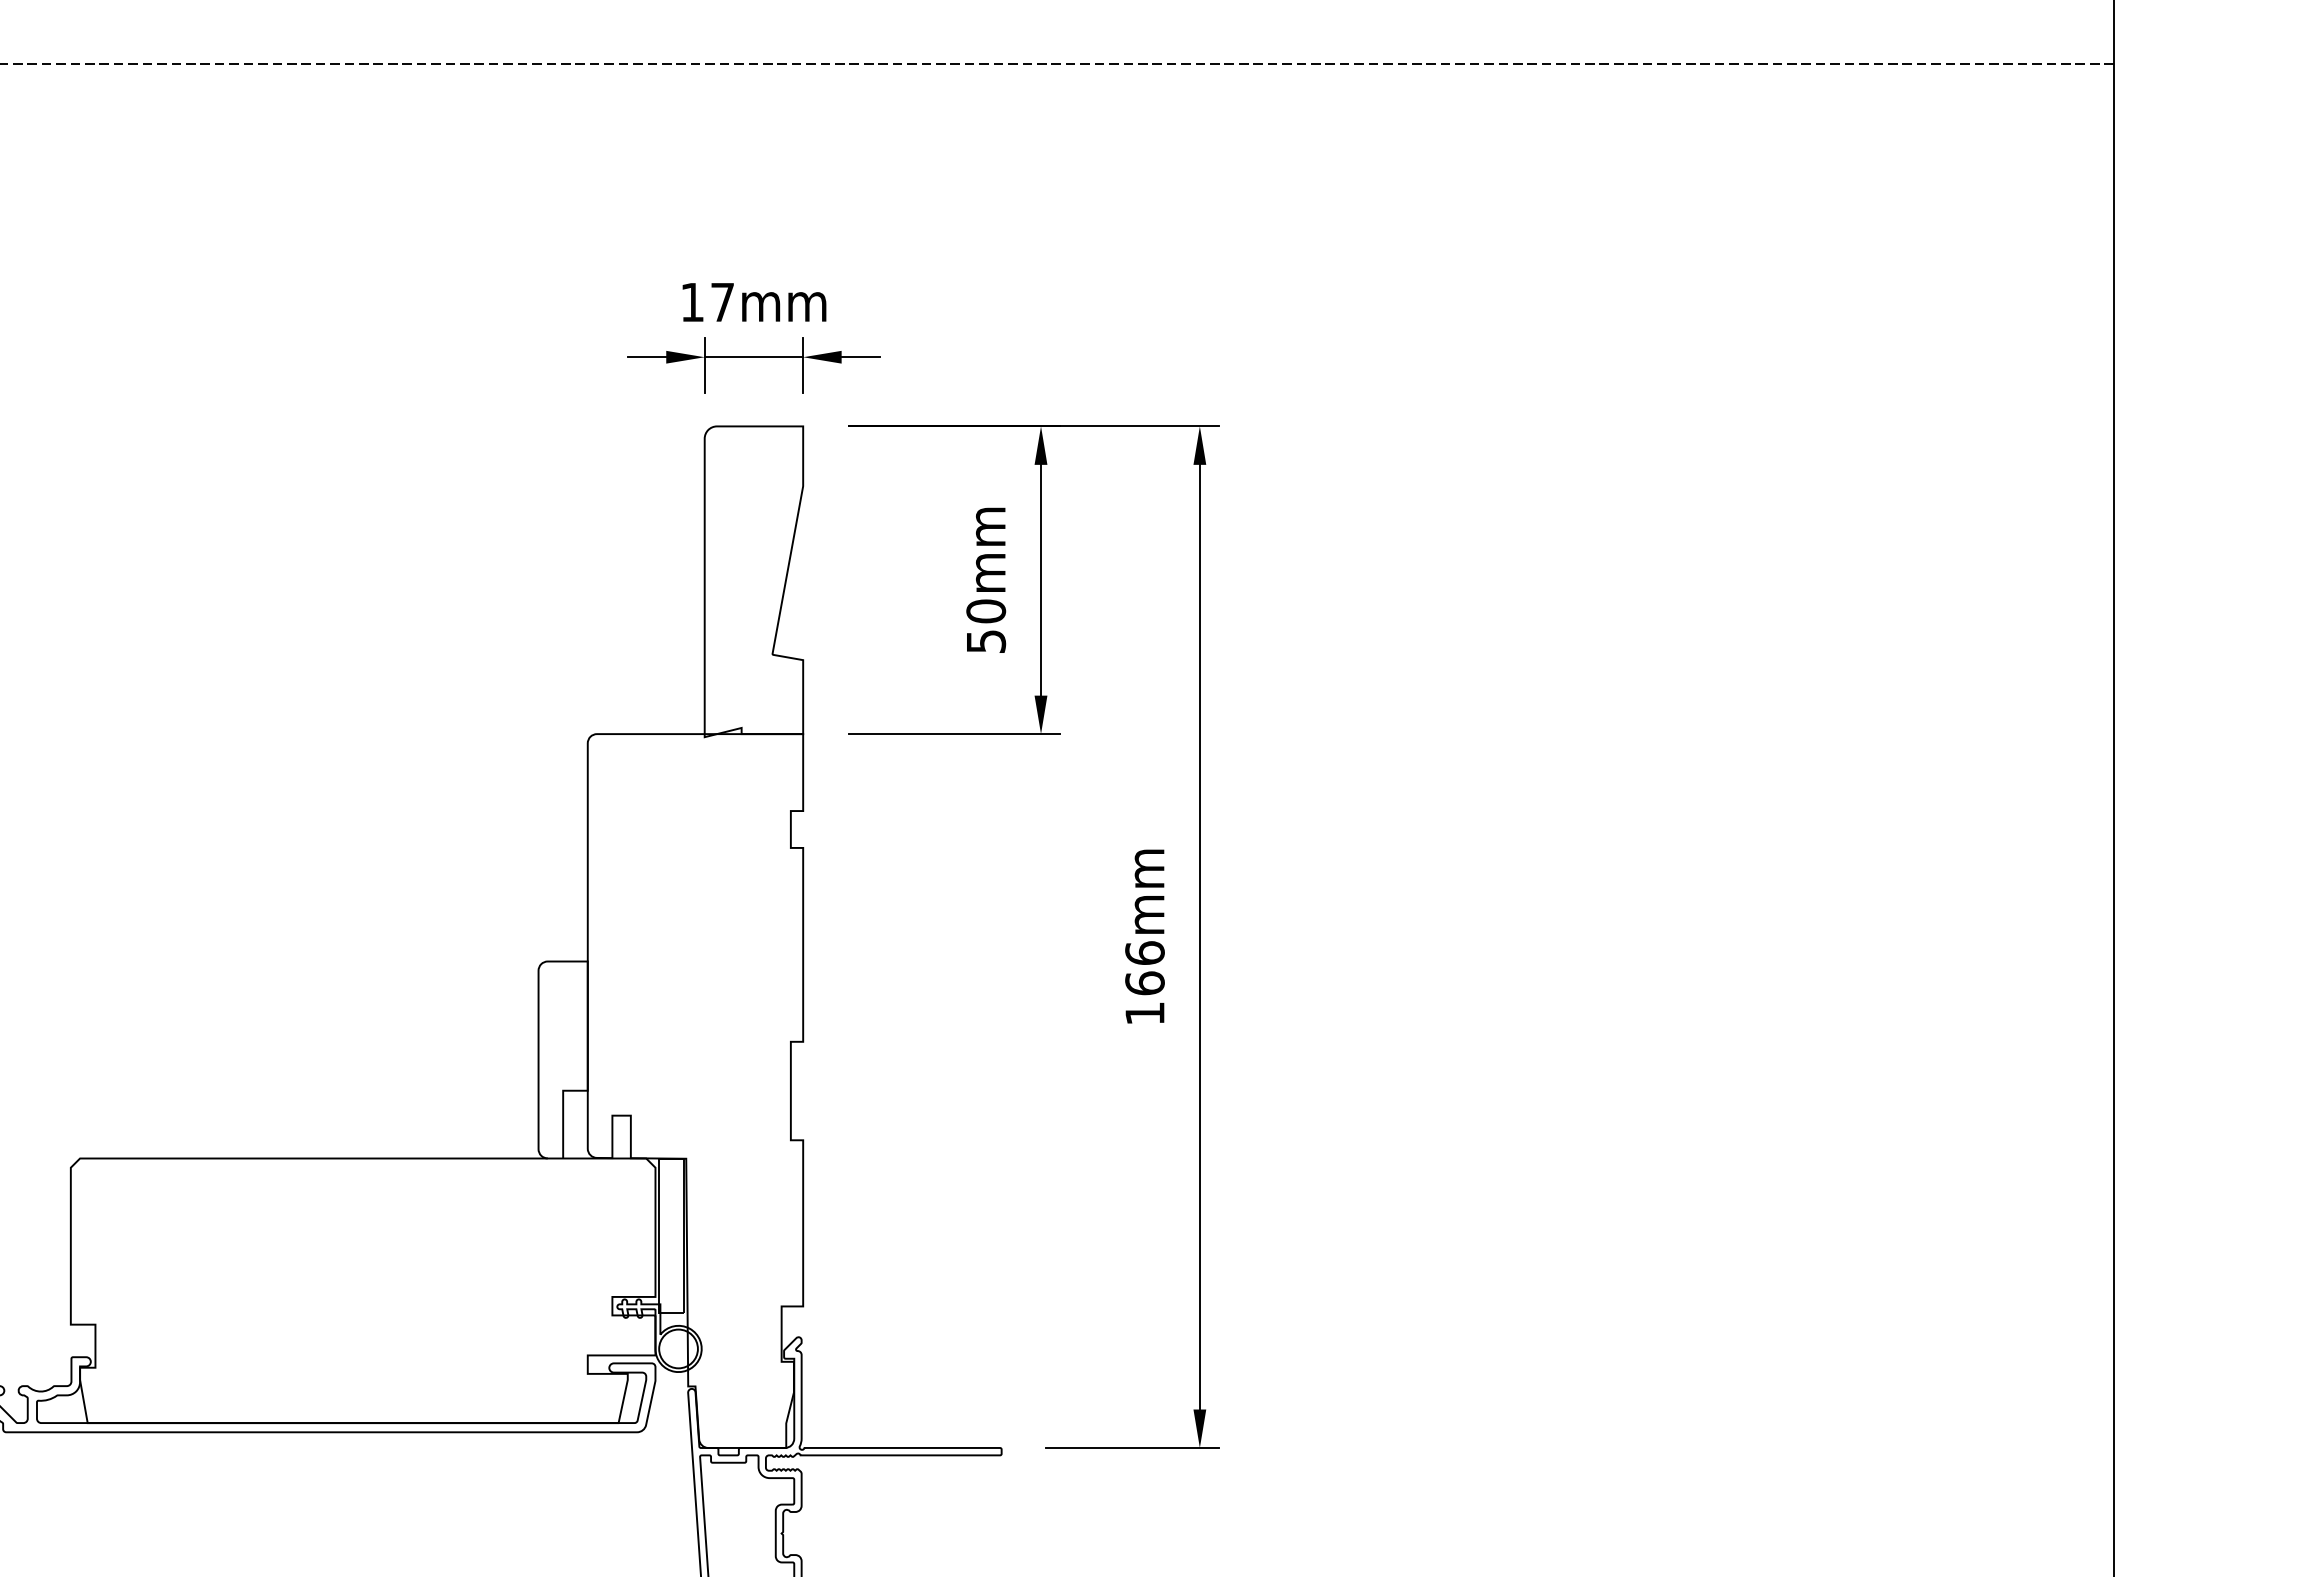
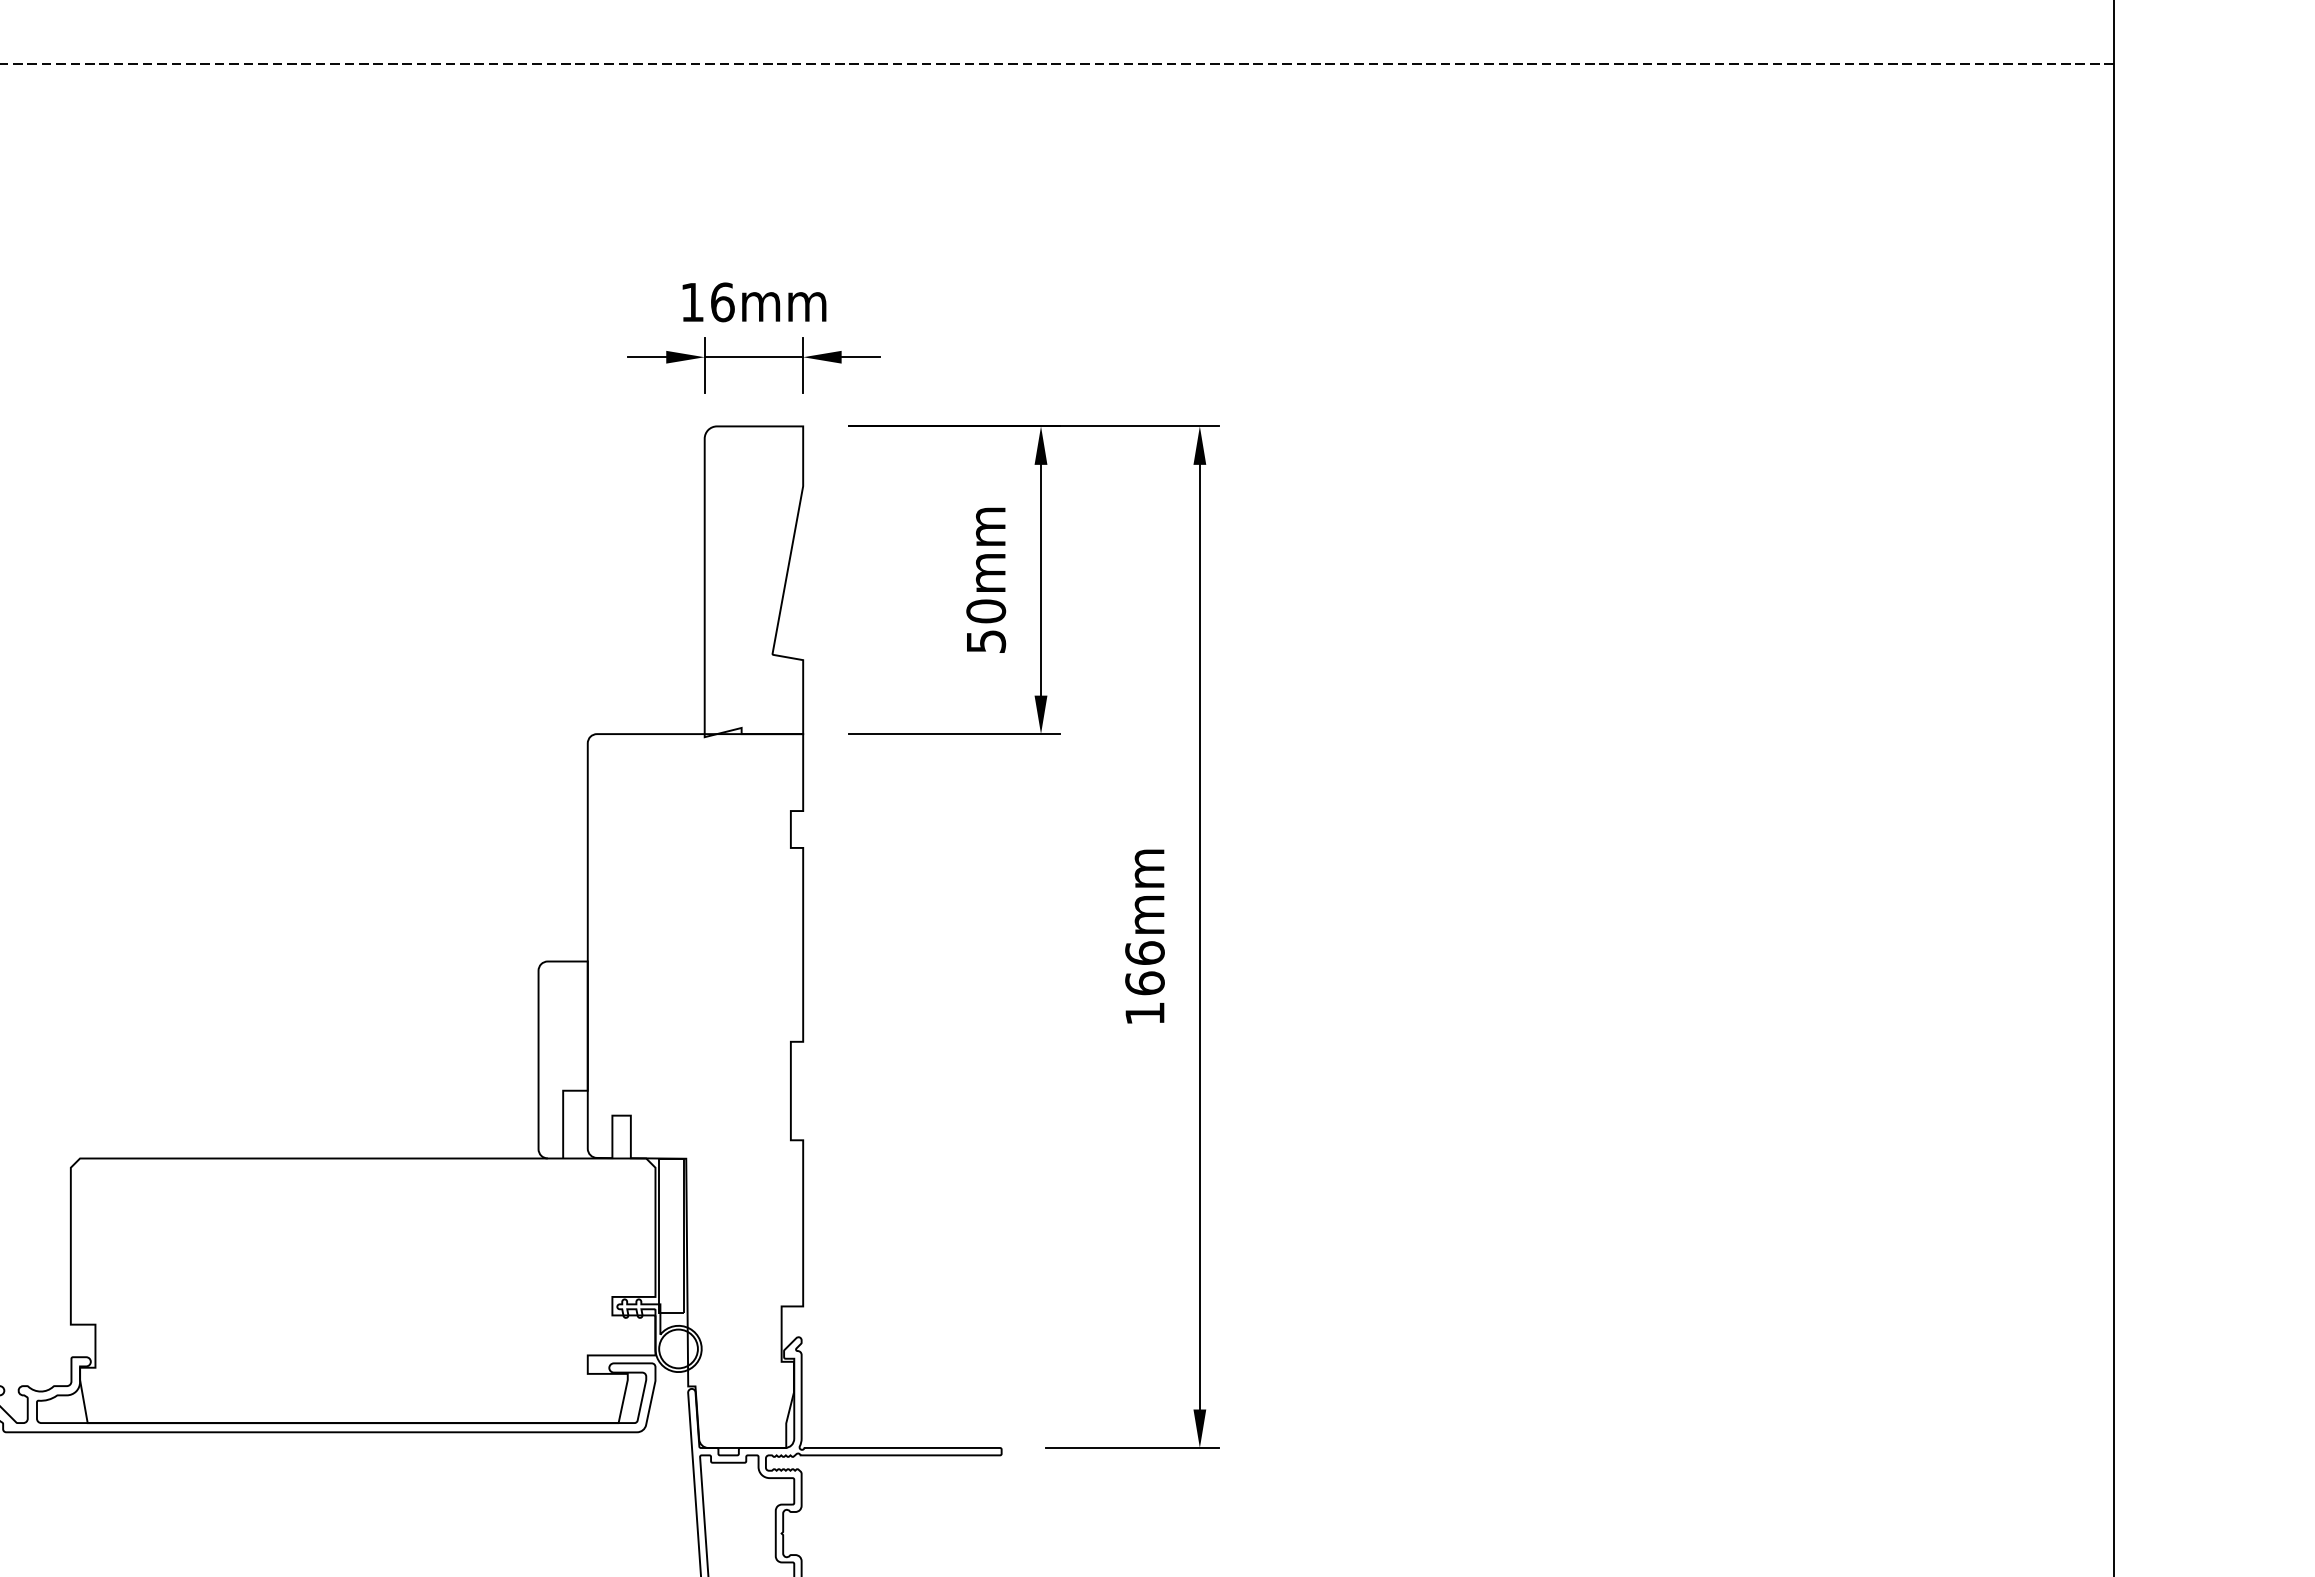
text: 17mm -> 16mm (722, 302)
